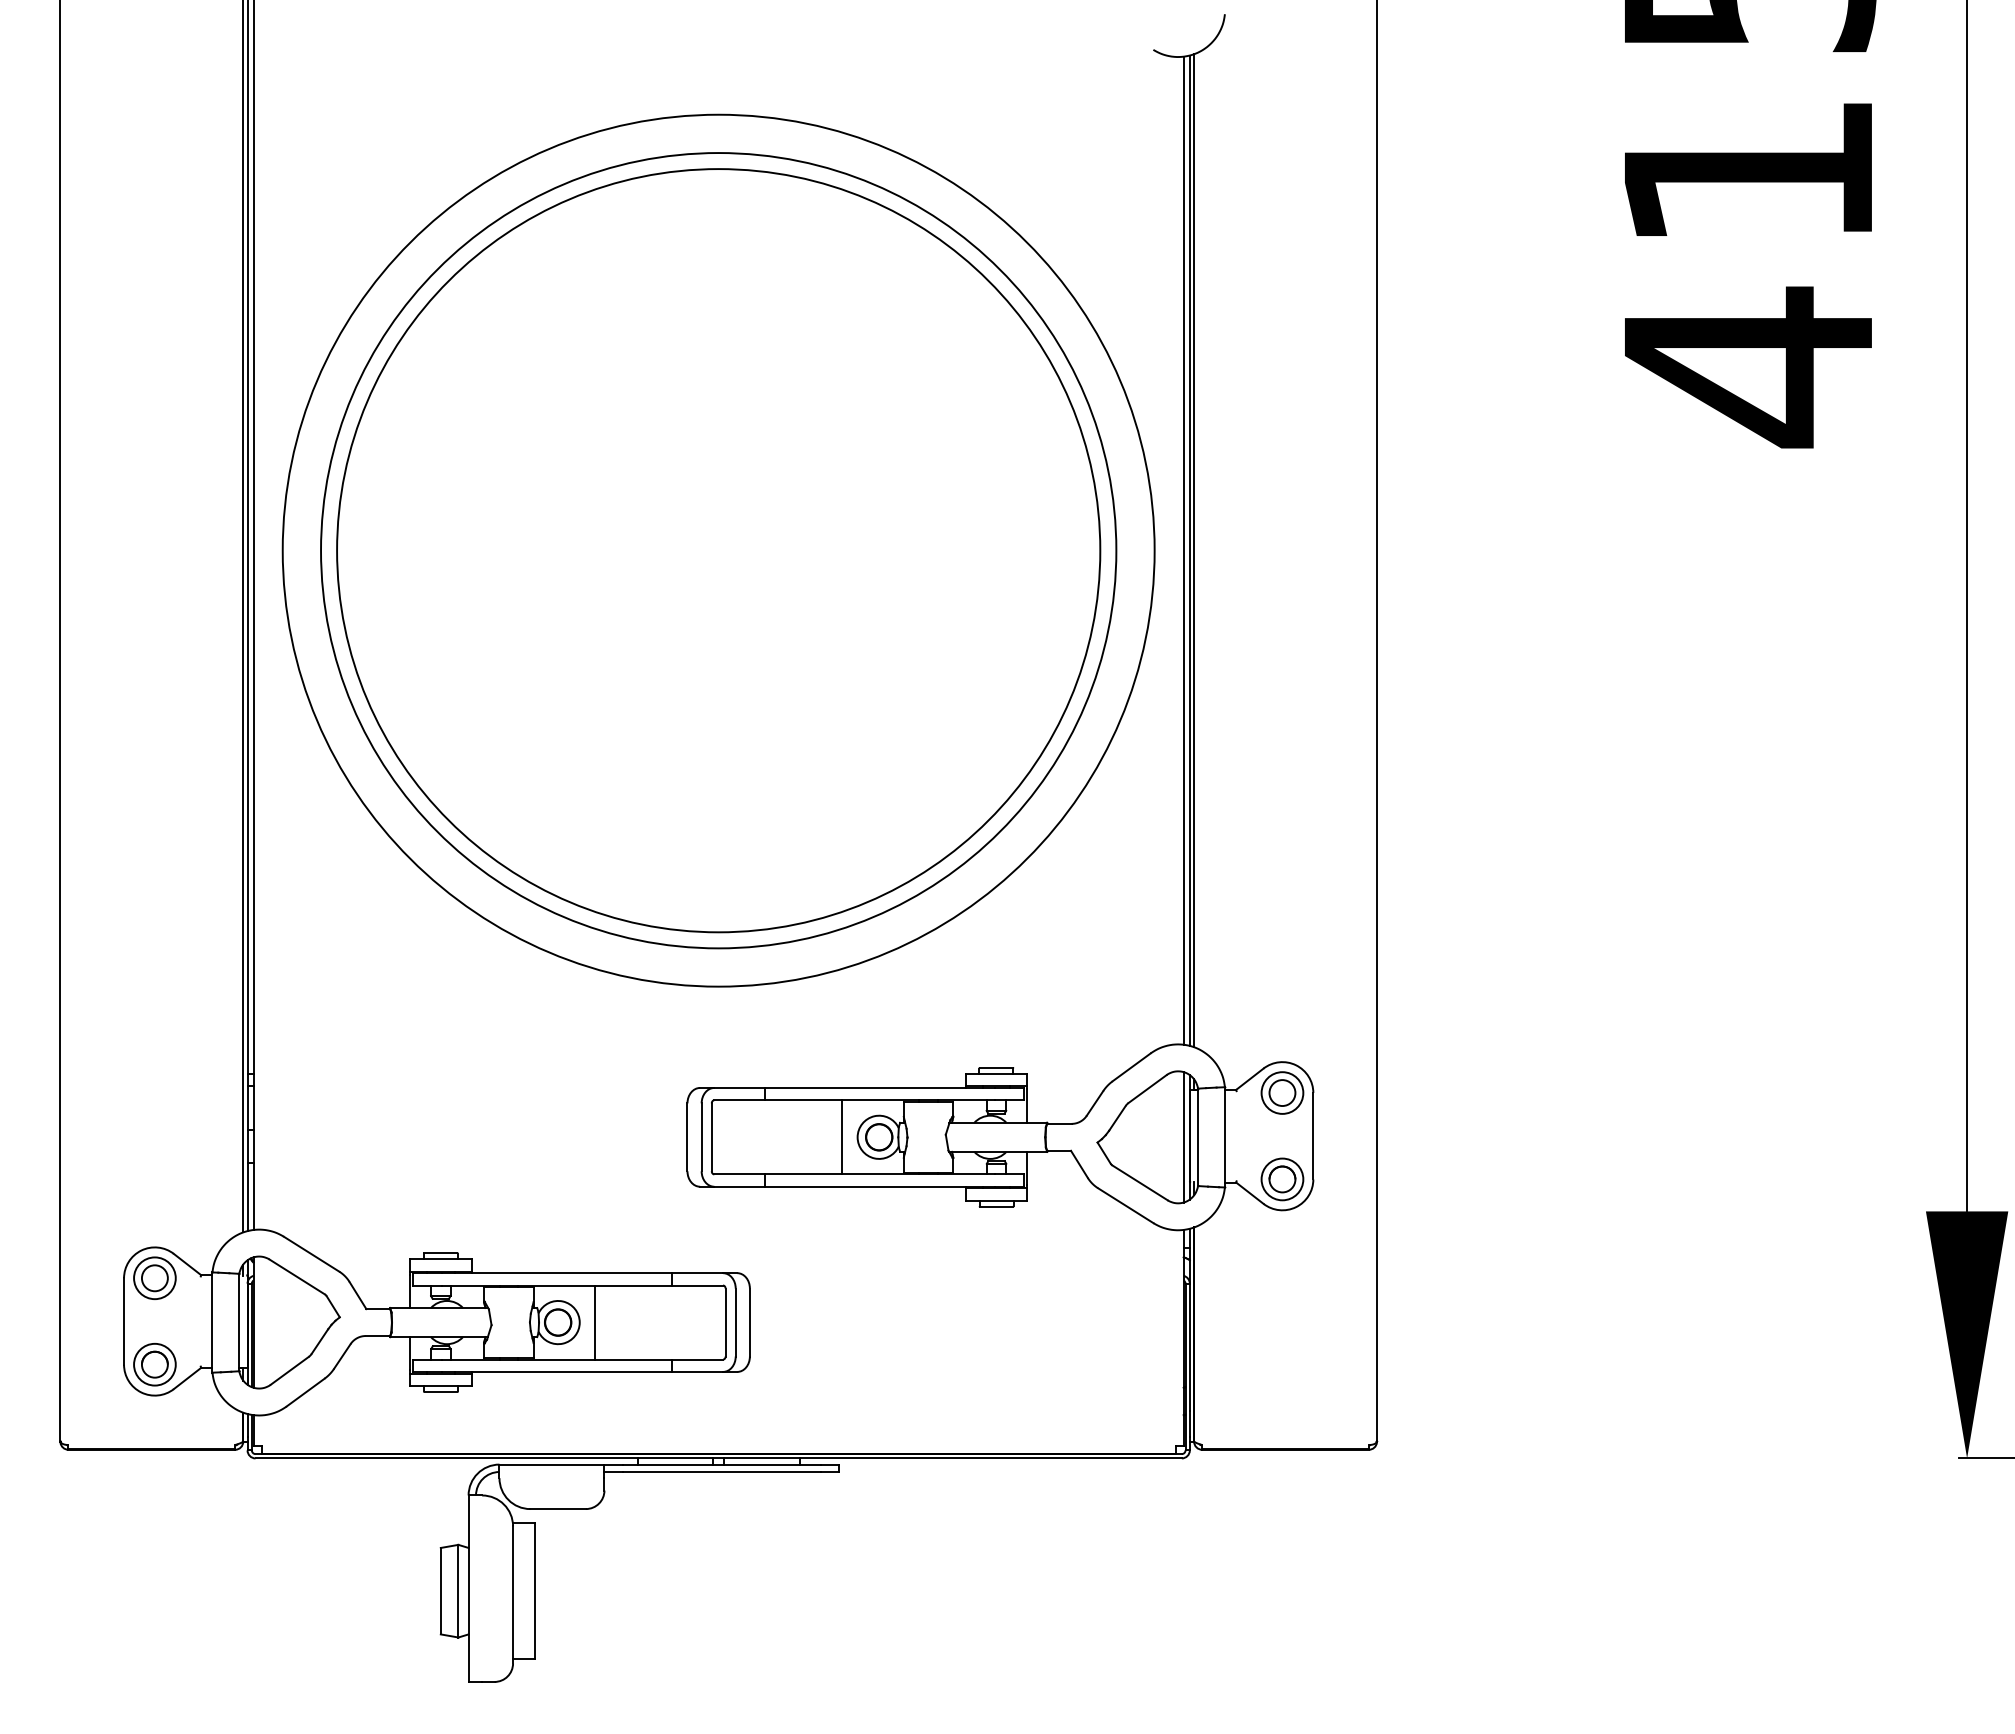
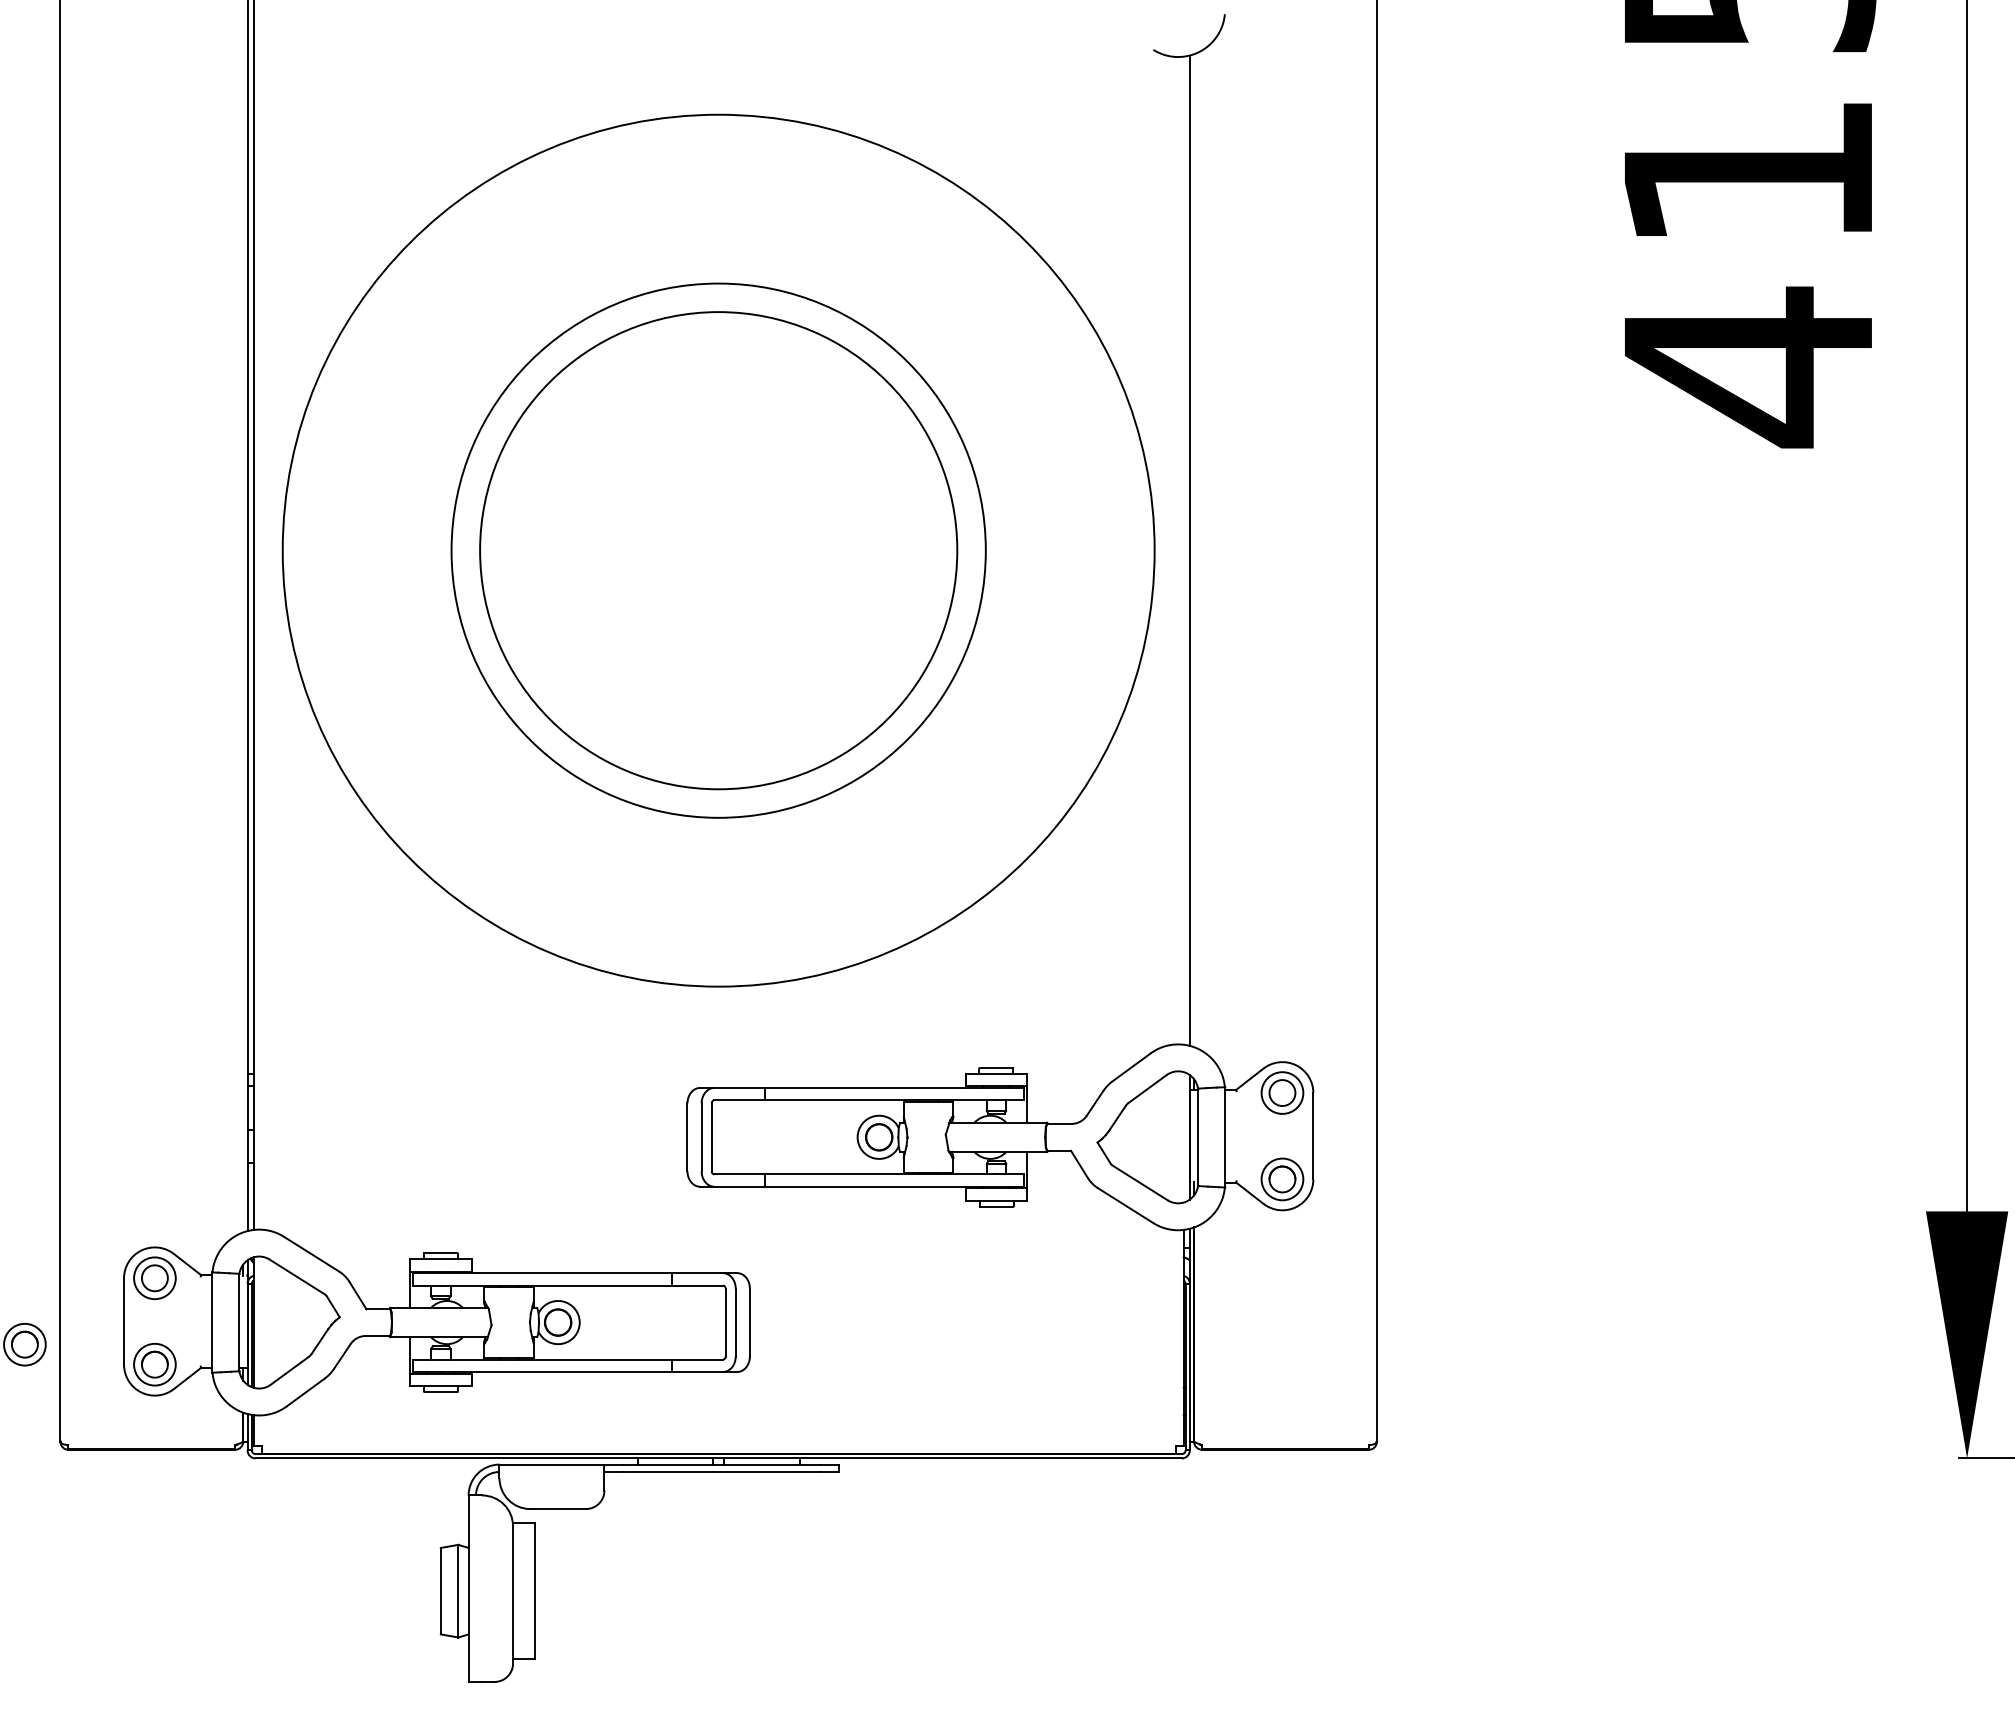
circle diameter: 763 px -> 534 px (718, 550)
circle diameter: 795 px -> 477 px (718, 550)
line: present -> none (1183, 550)
line: present -> none (1194, 550)
line: present -> none (243, 617)
line: present -> none (842, 1137)
line: present -> none (1183, 1137)
line: present -> none (595, 1322)
part: none -> present (24, 1344)
